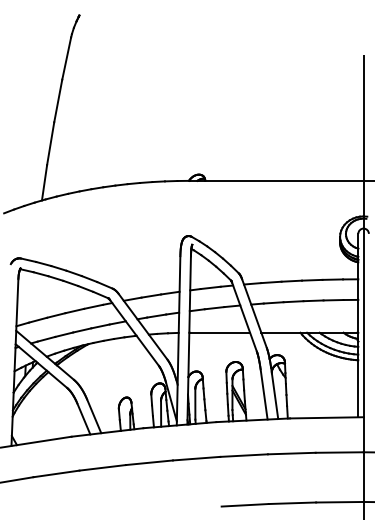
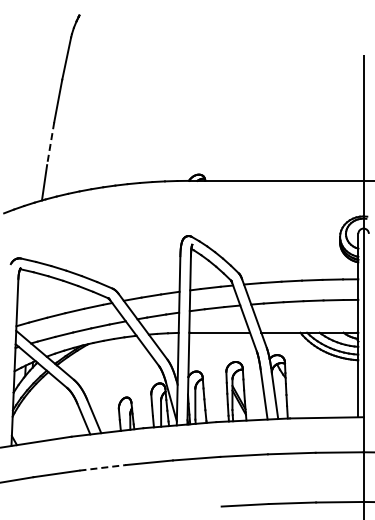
line: solid -> dashed (50, 143)
line: solid -> dashed (103, 467)
